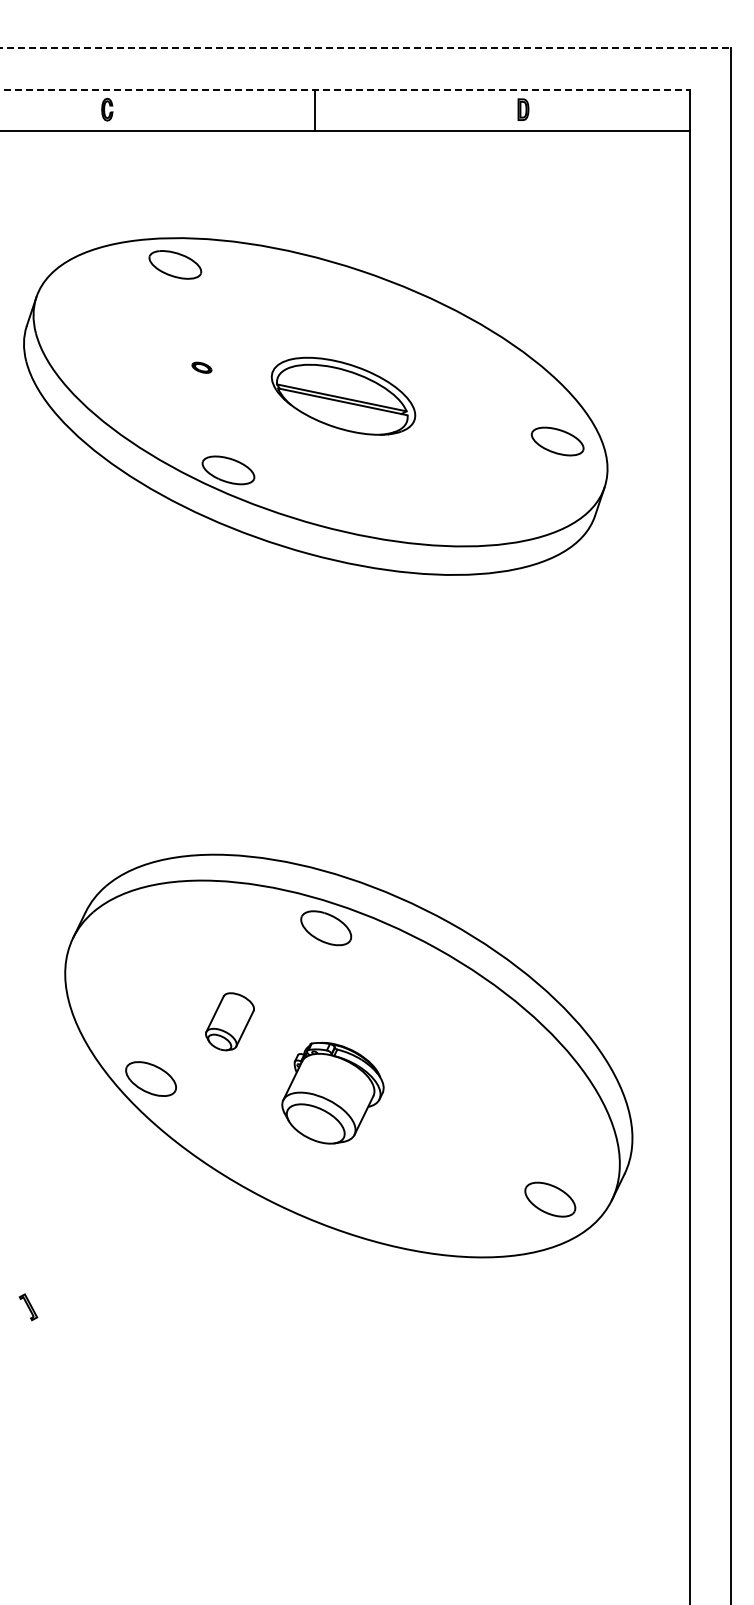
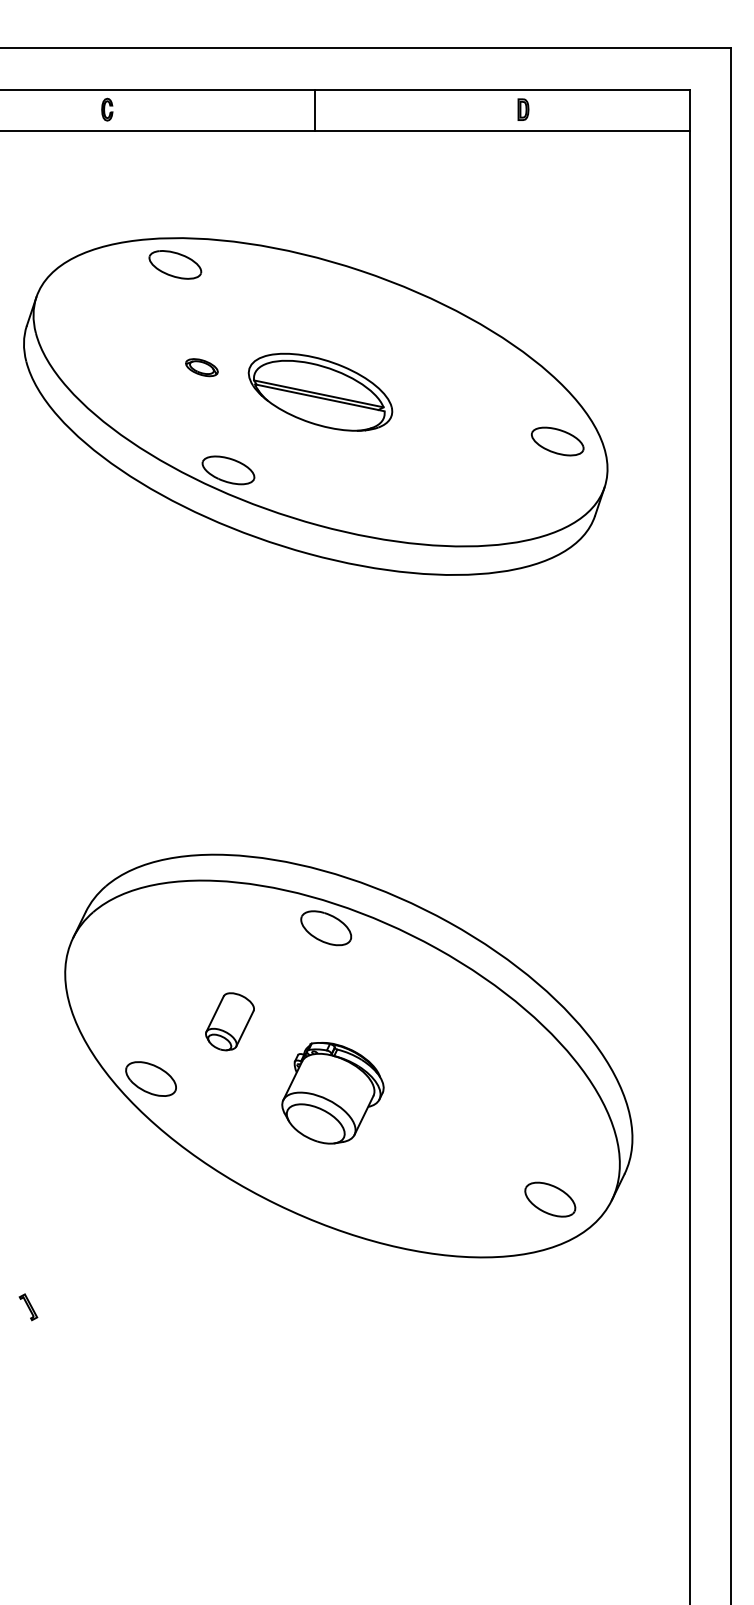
line: dashed -> solid (366, 48)
line: dashed -> solid (345, 89)
part size: 22x13 px -> 34x20 px (201, 367)
part position: (343, 395) -> (320, 391) (320, 391)
